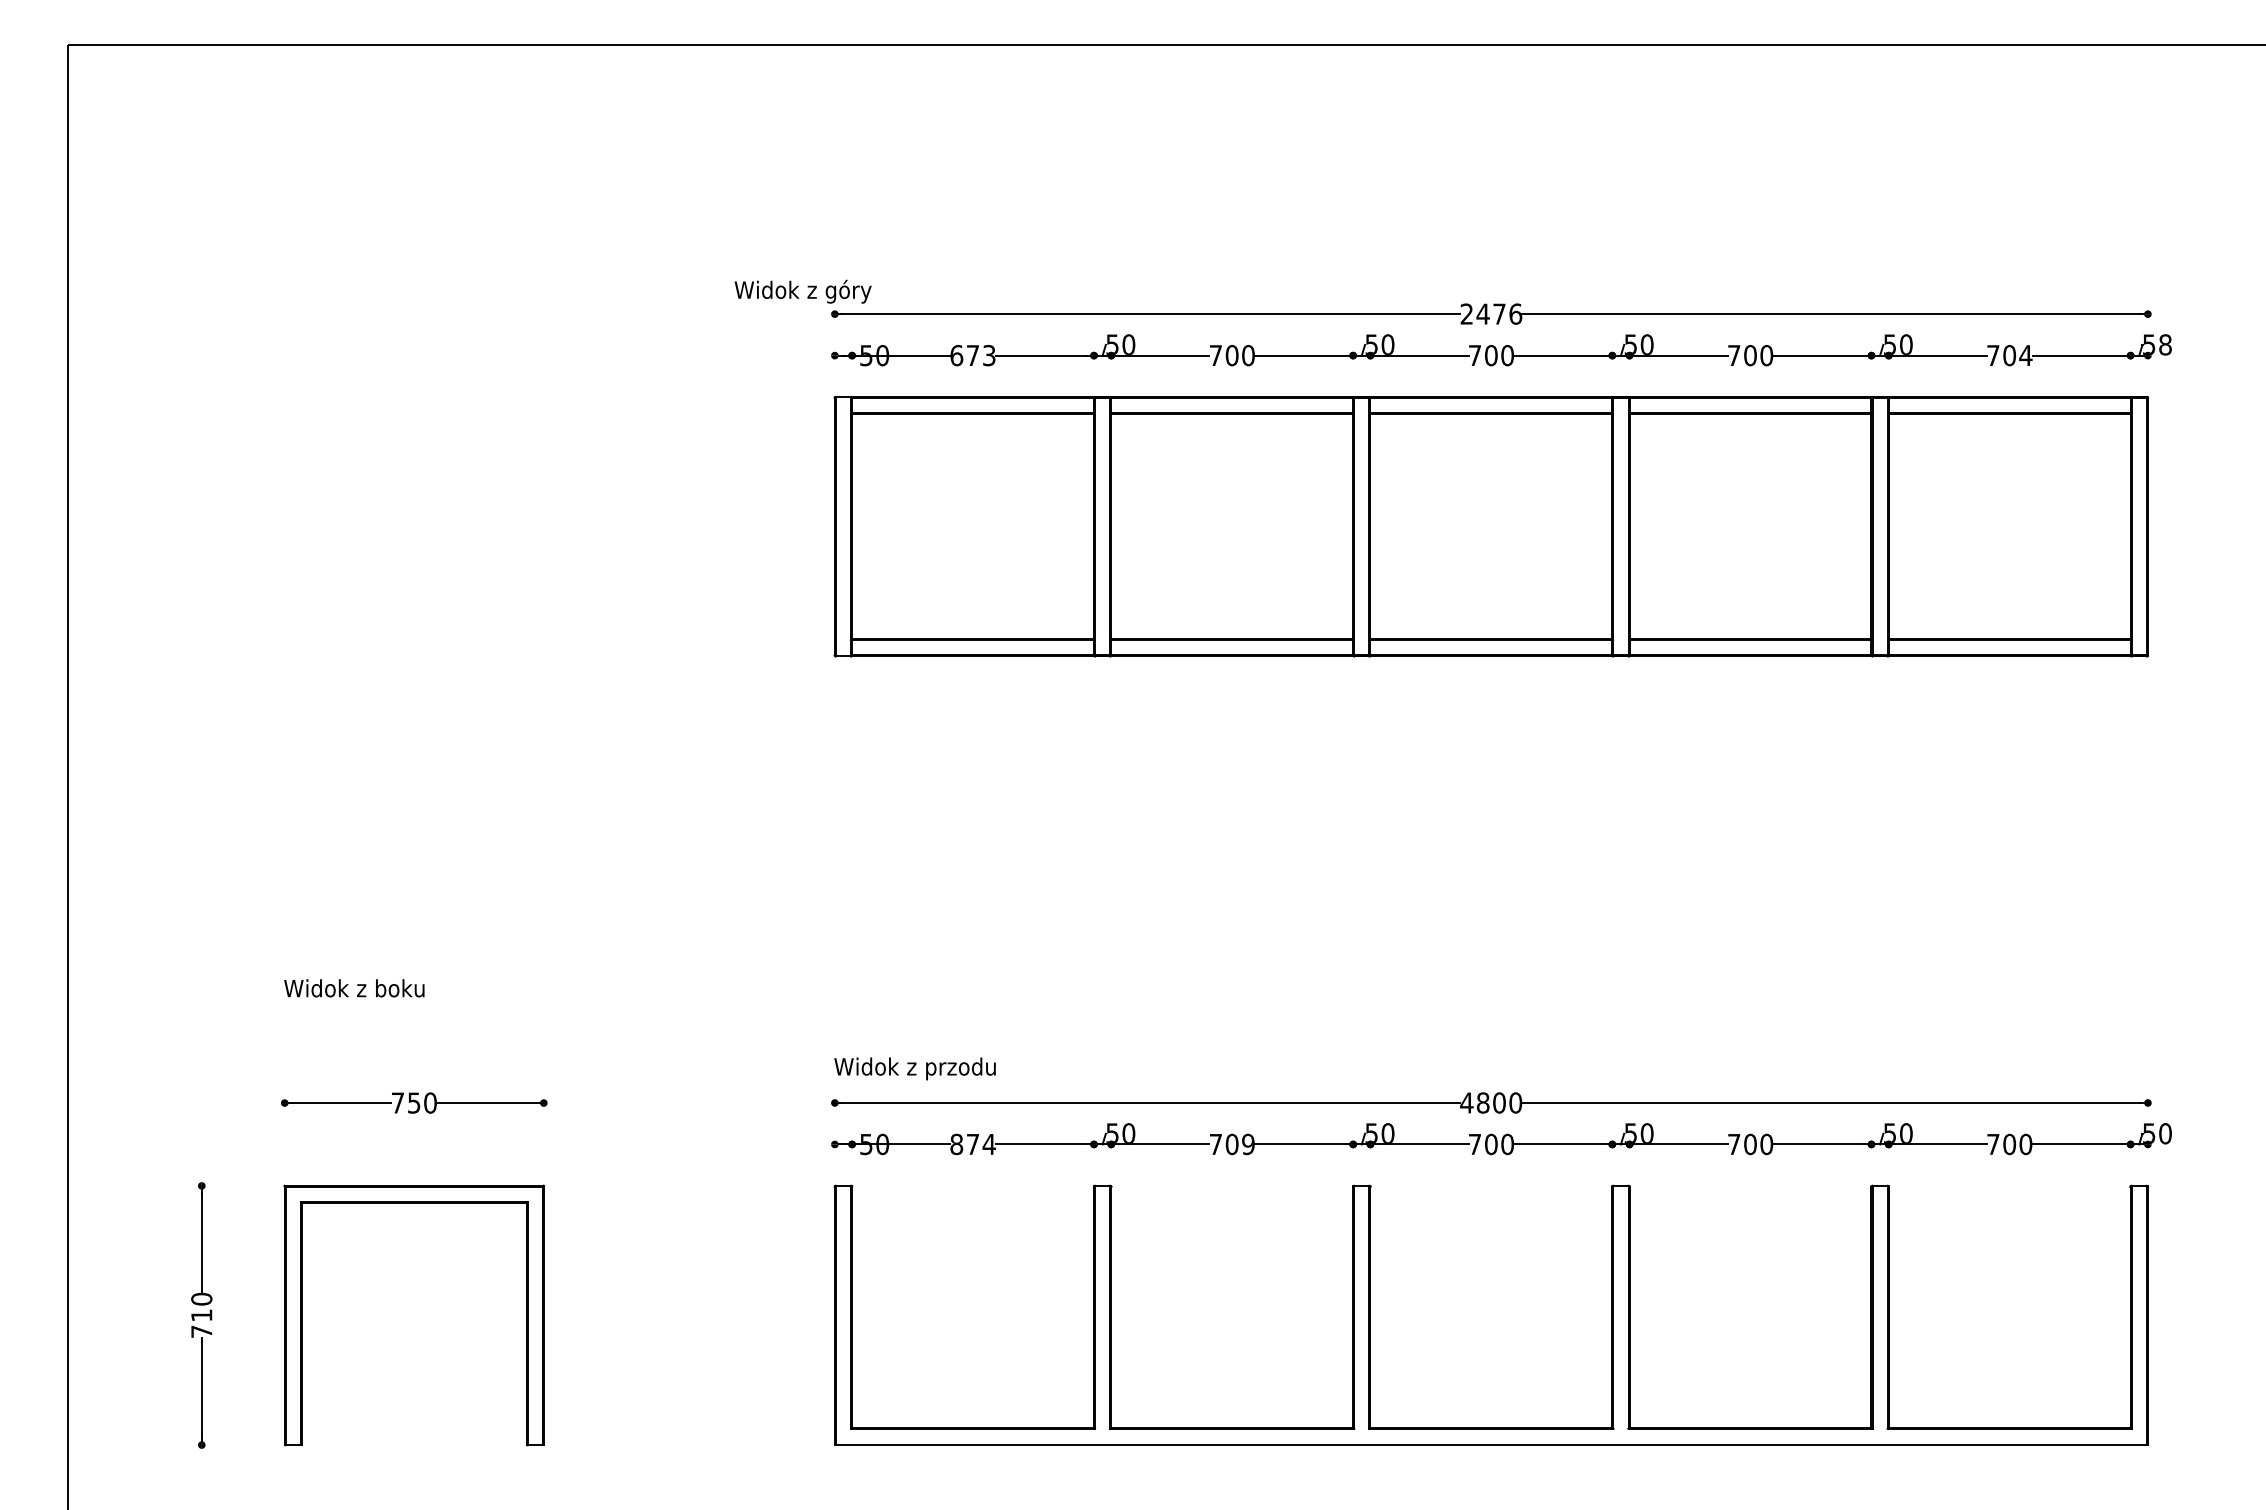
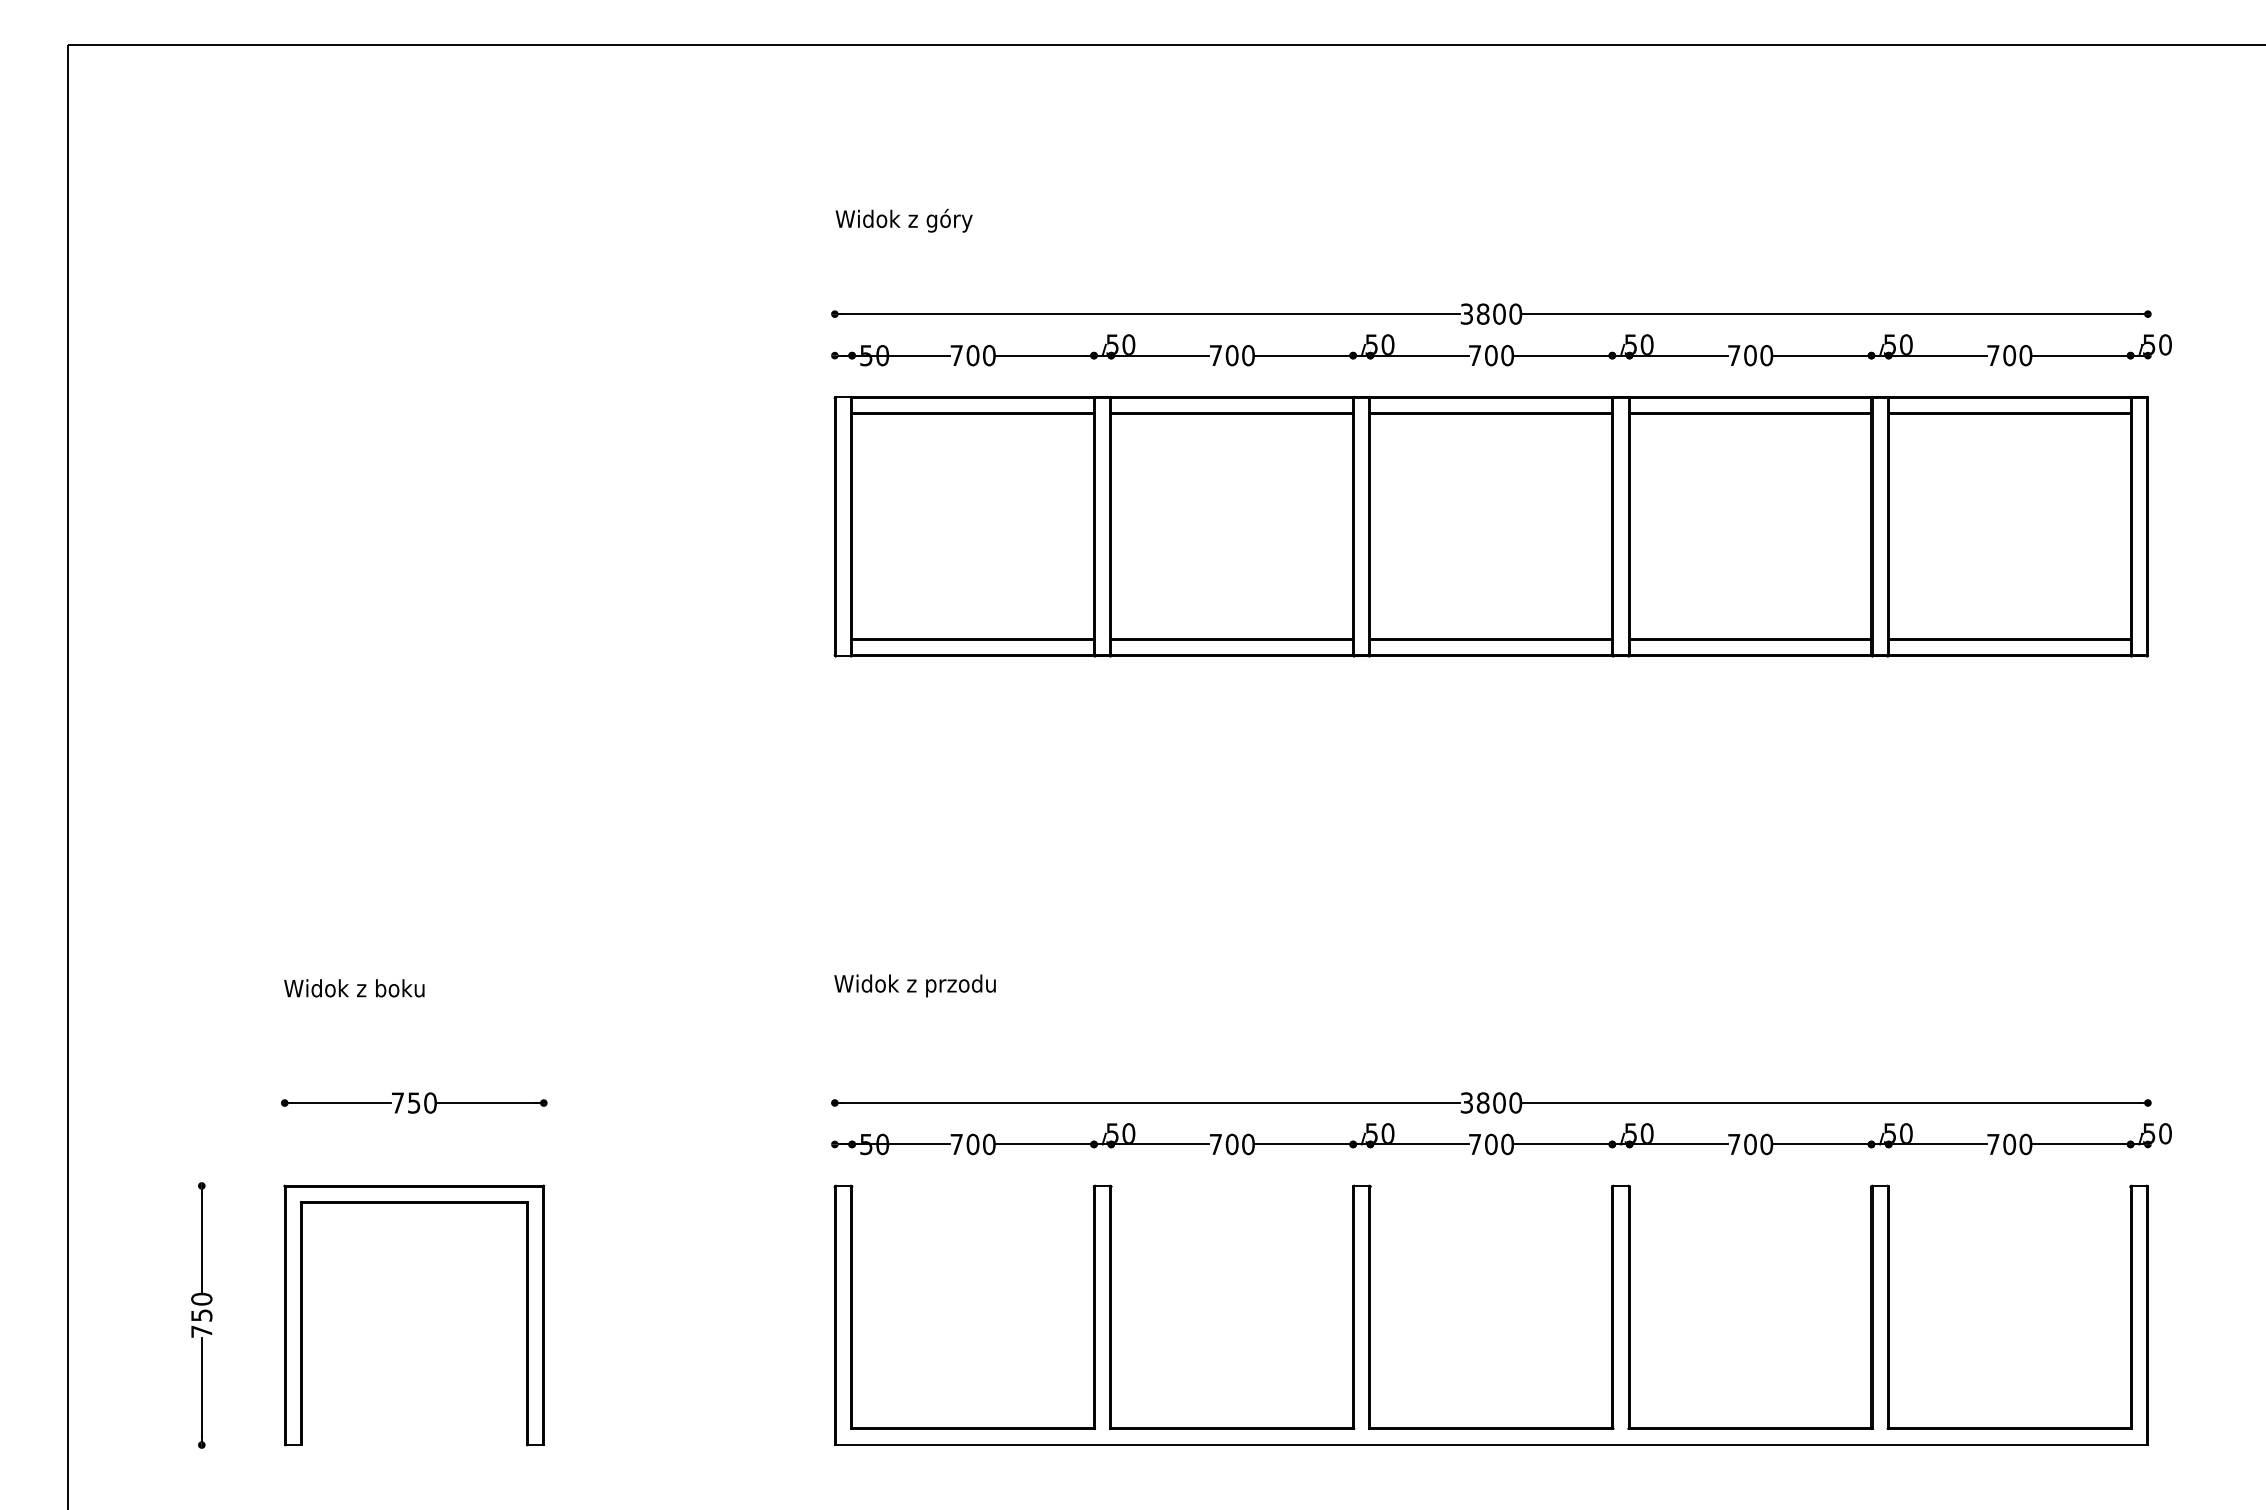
text position: (802, 291) -> (903, 220) (903, 220)
text: 2476 -> 3800 (1491, 313)
text: 58 -> 50 (2165, 344)
text: 673 -> 700 (972, 355)
text: 704 -> 700 (2025, 355)
text position: (914, 1068) -> (914, 985) (914, 985)
text: 4800 -> 3800 (1466, 1102)
text: 874 -> 700 (972, 1144)
text: 709 -> 700 (1248, 1144)
text: 710 -> 750 (201, 1315)
